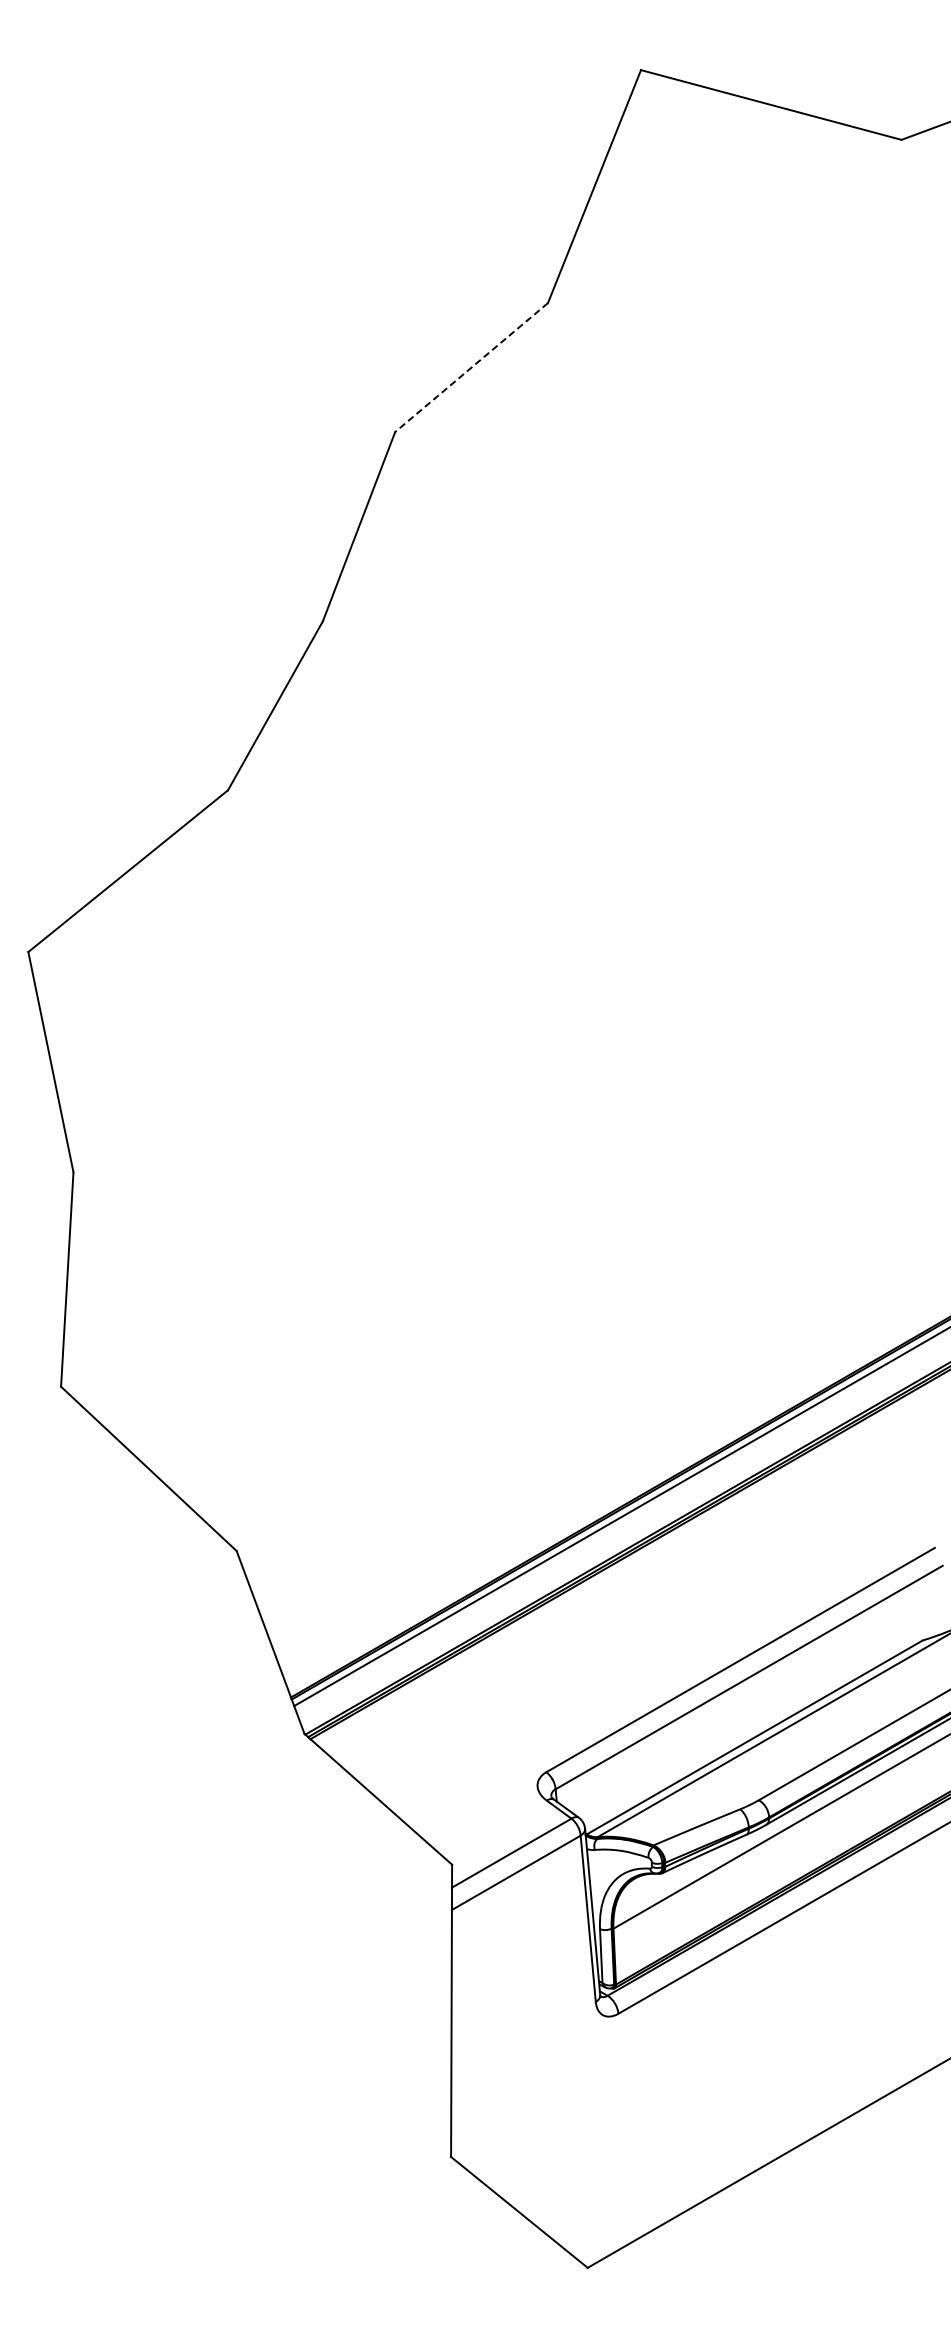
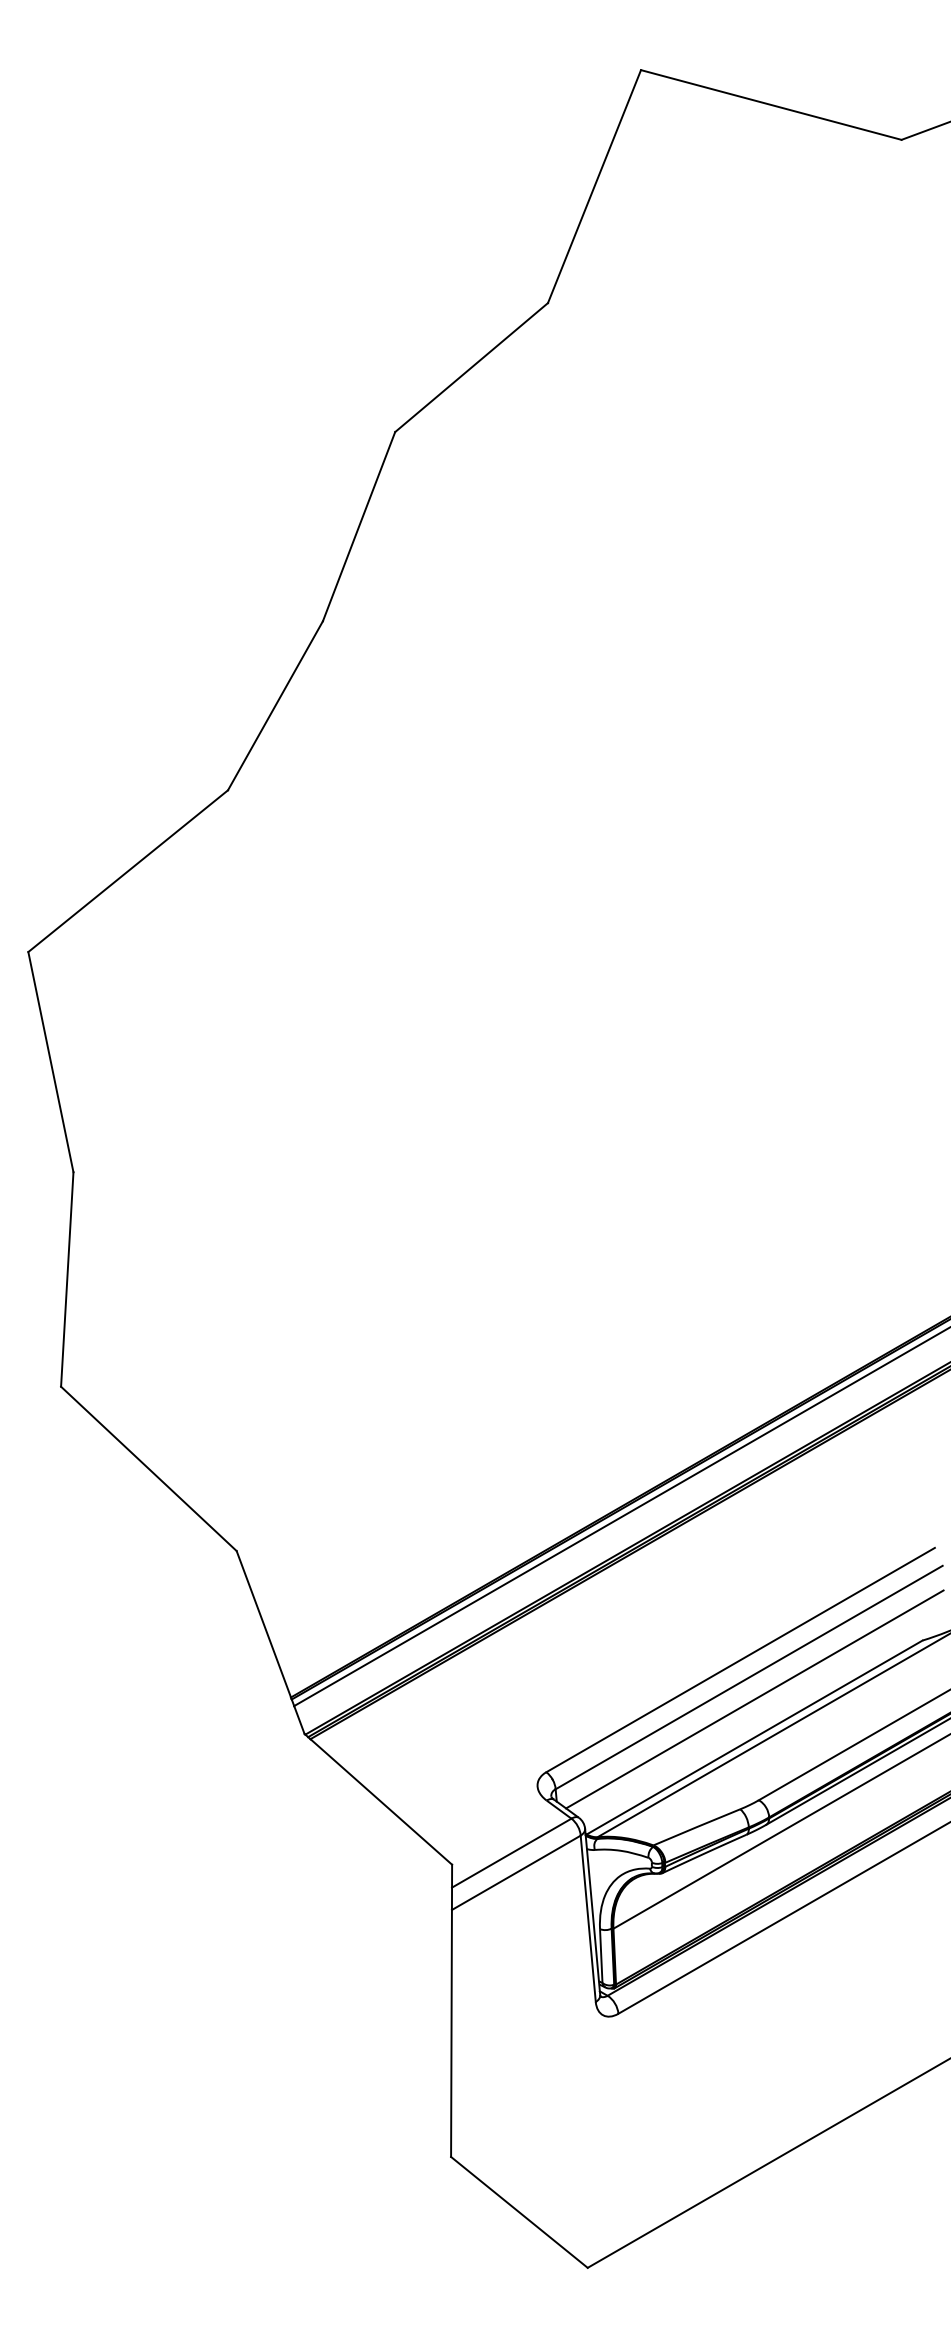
line: dashed -> solid (471, 367)
line: none -> present (754, 1699)
